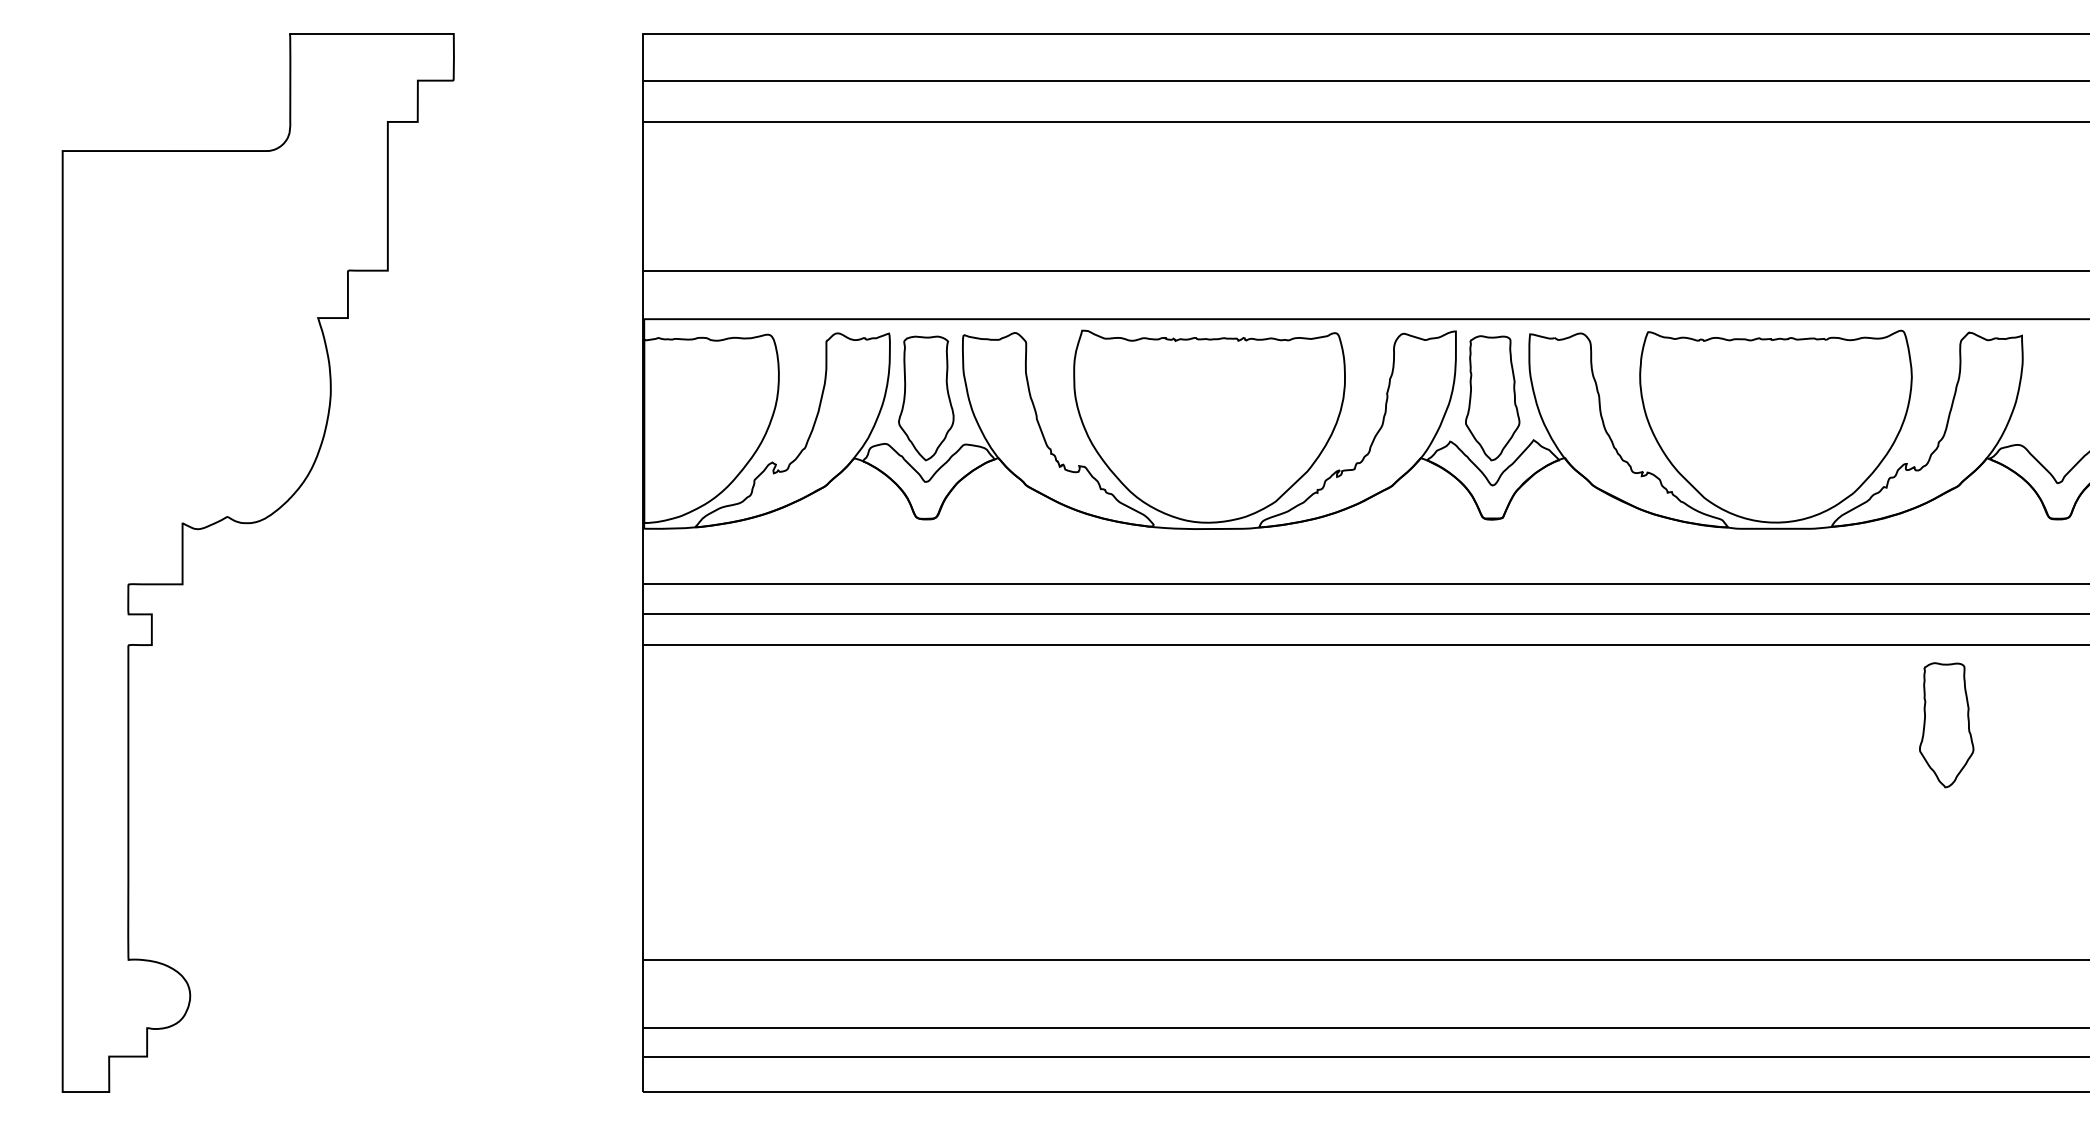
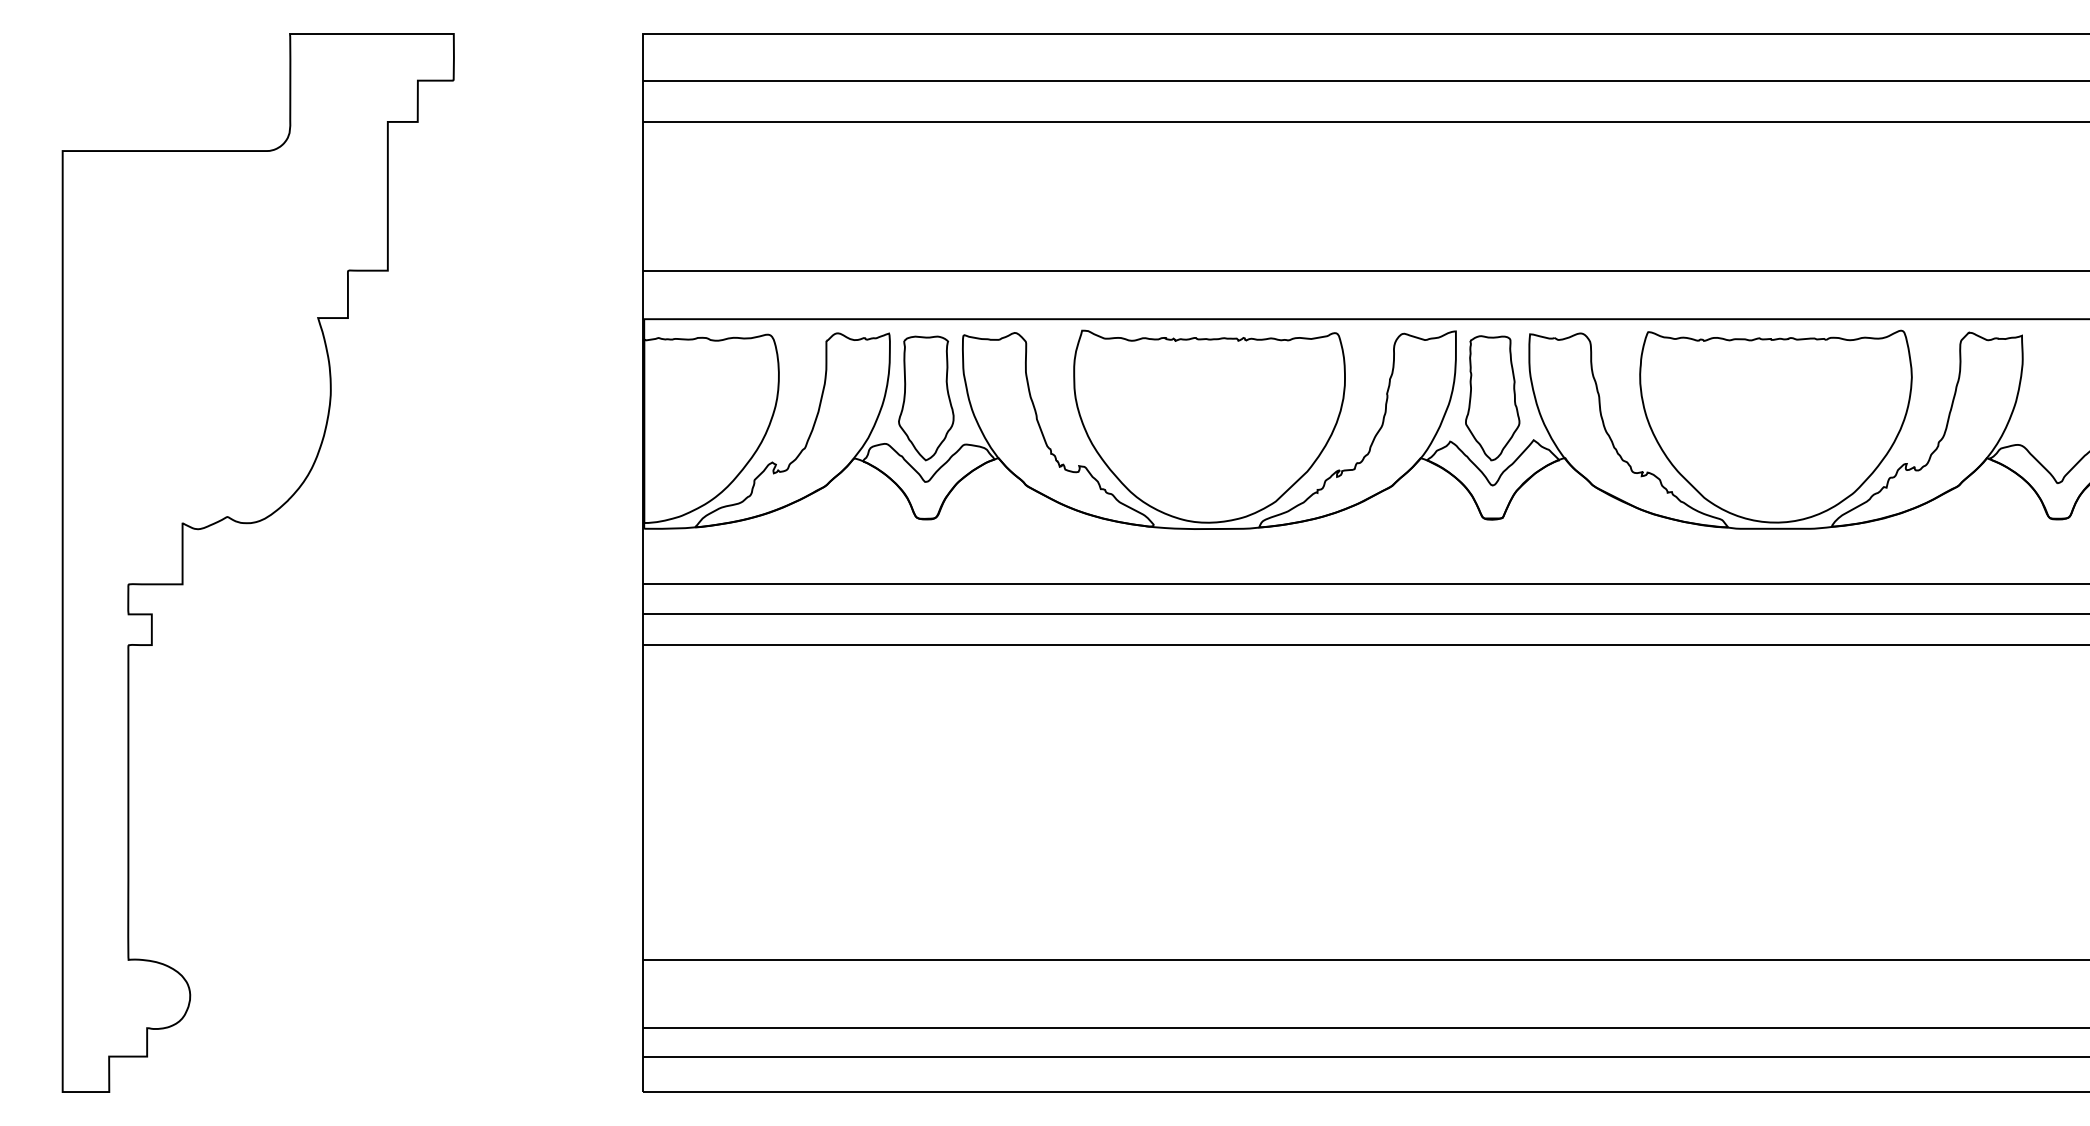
part: present -> none (1946, 725)
